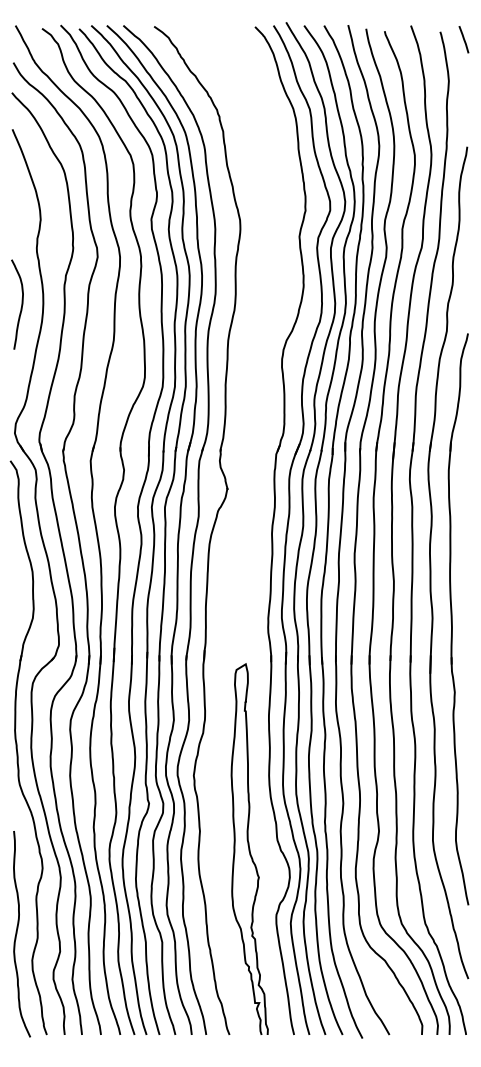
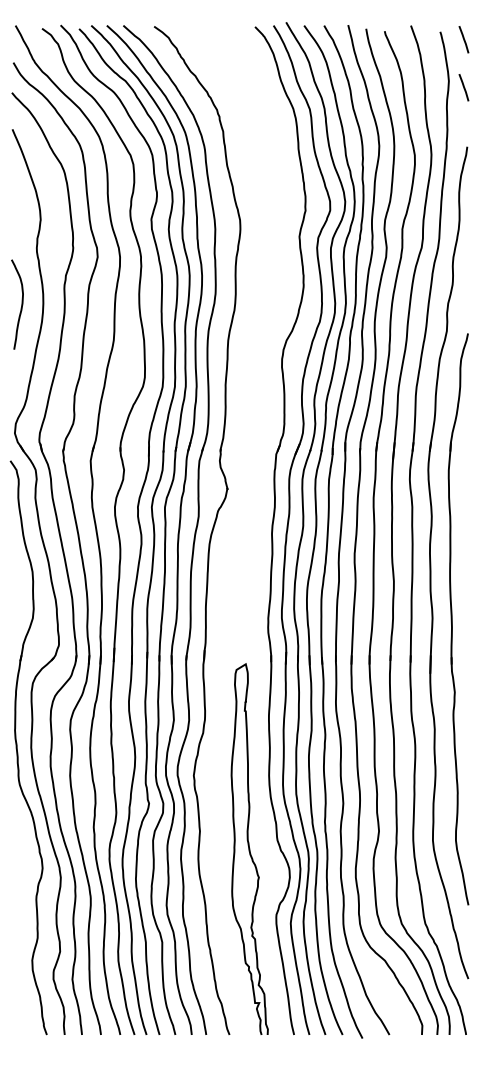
line: none -> present (463, 87)
curve: present -> none (17, 934)
